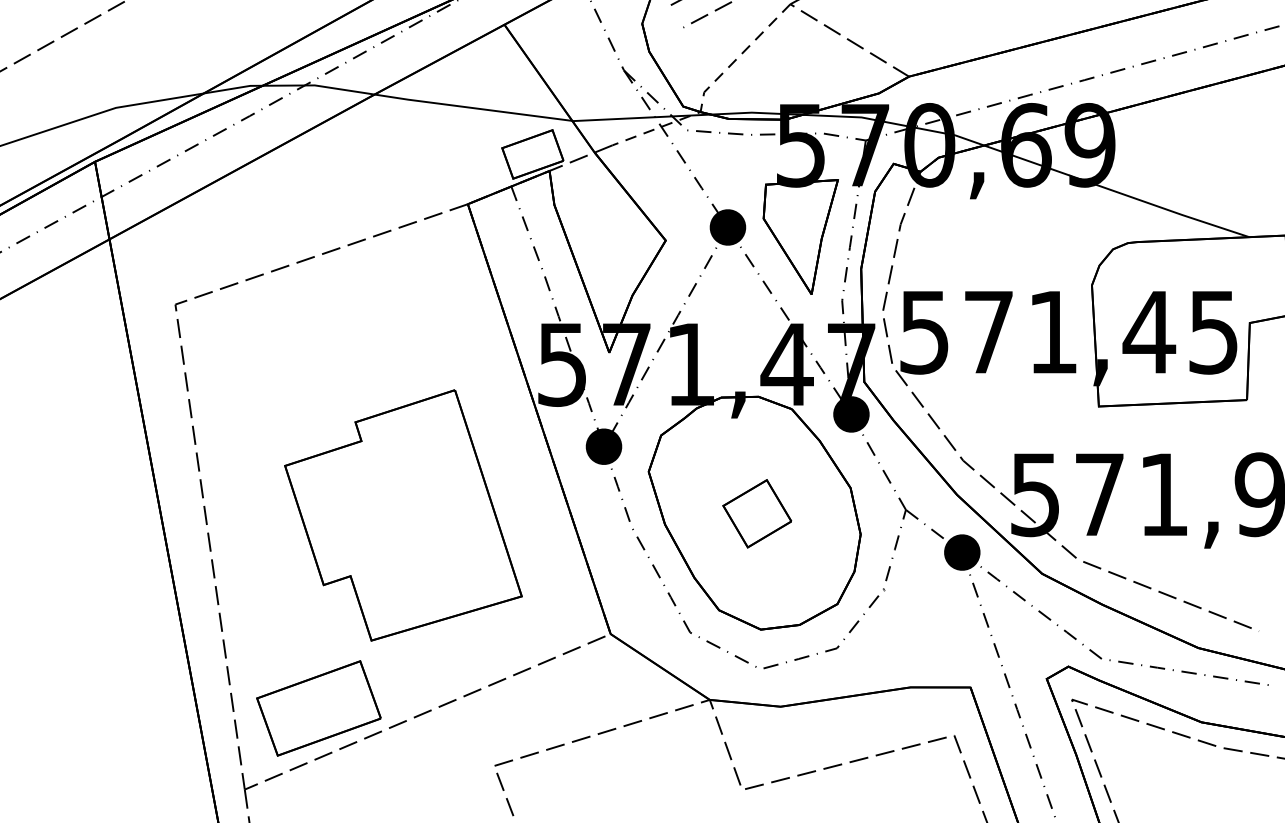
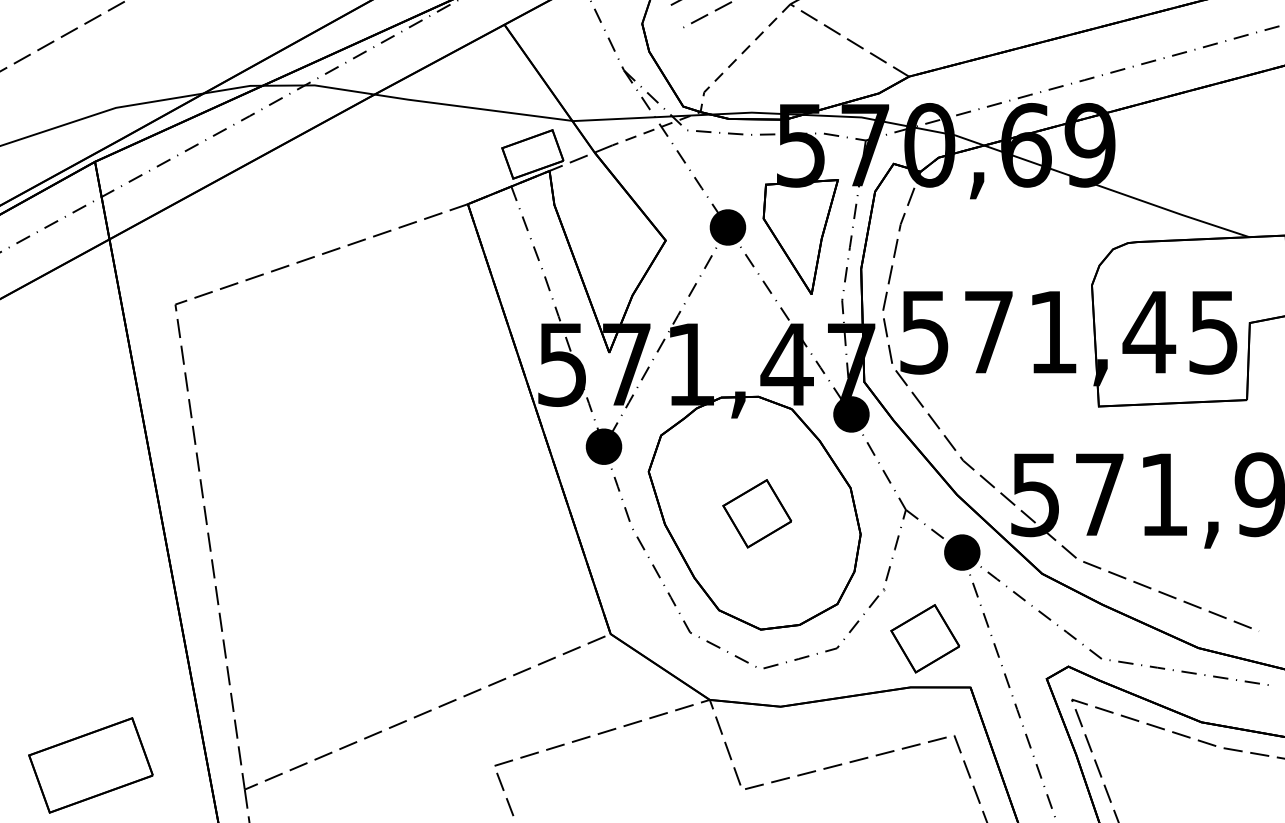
part: present -> none (403, 515)
part: none -> present (925, 638)
part position: (318, 708) -> (90, 765) (90, 765)
